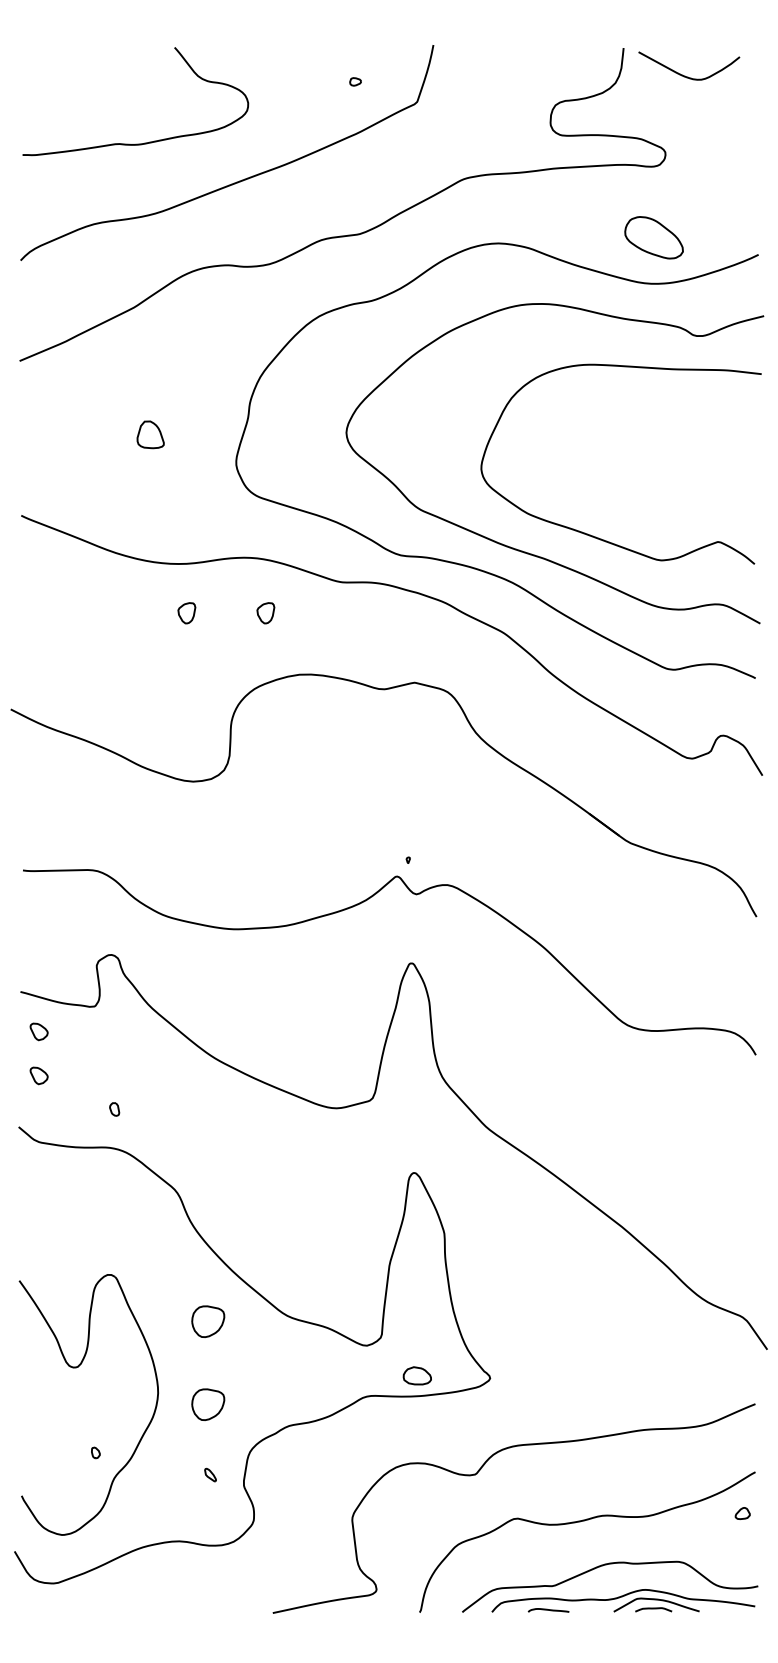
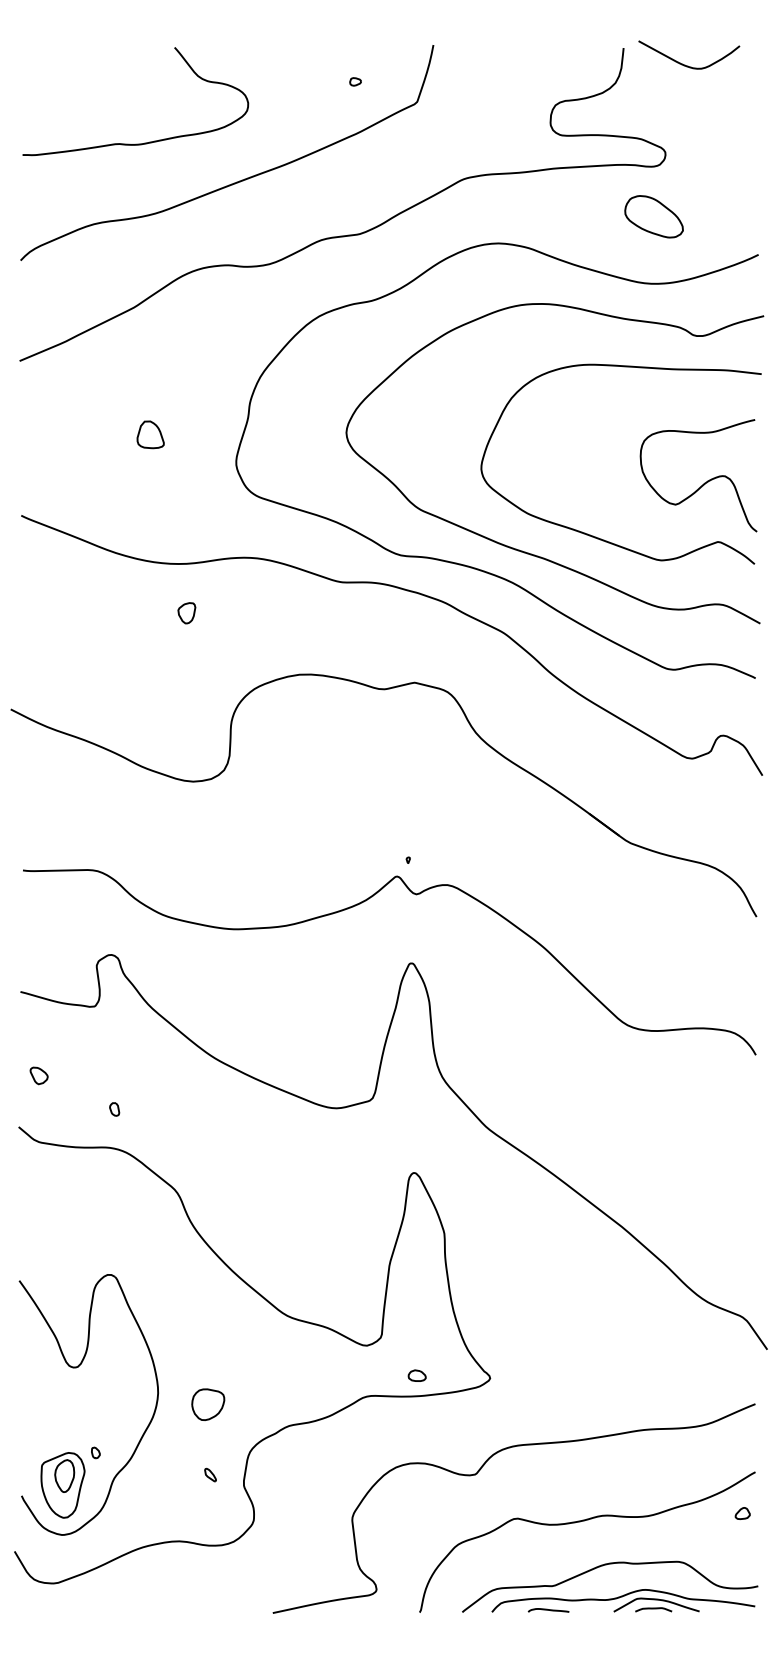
curve position: (685, 75) -> (685, 64) (685, 64)
part position: (653, 237) -> (653, 216) (653, 216)
curve: none -> present (704, 482)
part: present -> none (265, 613)
part: present -> none (38, 1031)
part: present -> none (208, 1321)
part size: 30x20 px -> 20x13 px (416, 1375)
part: none -> present (62, 1485)
